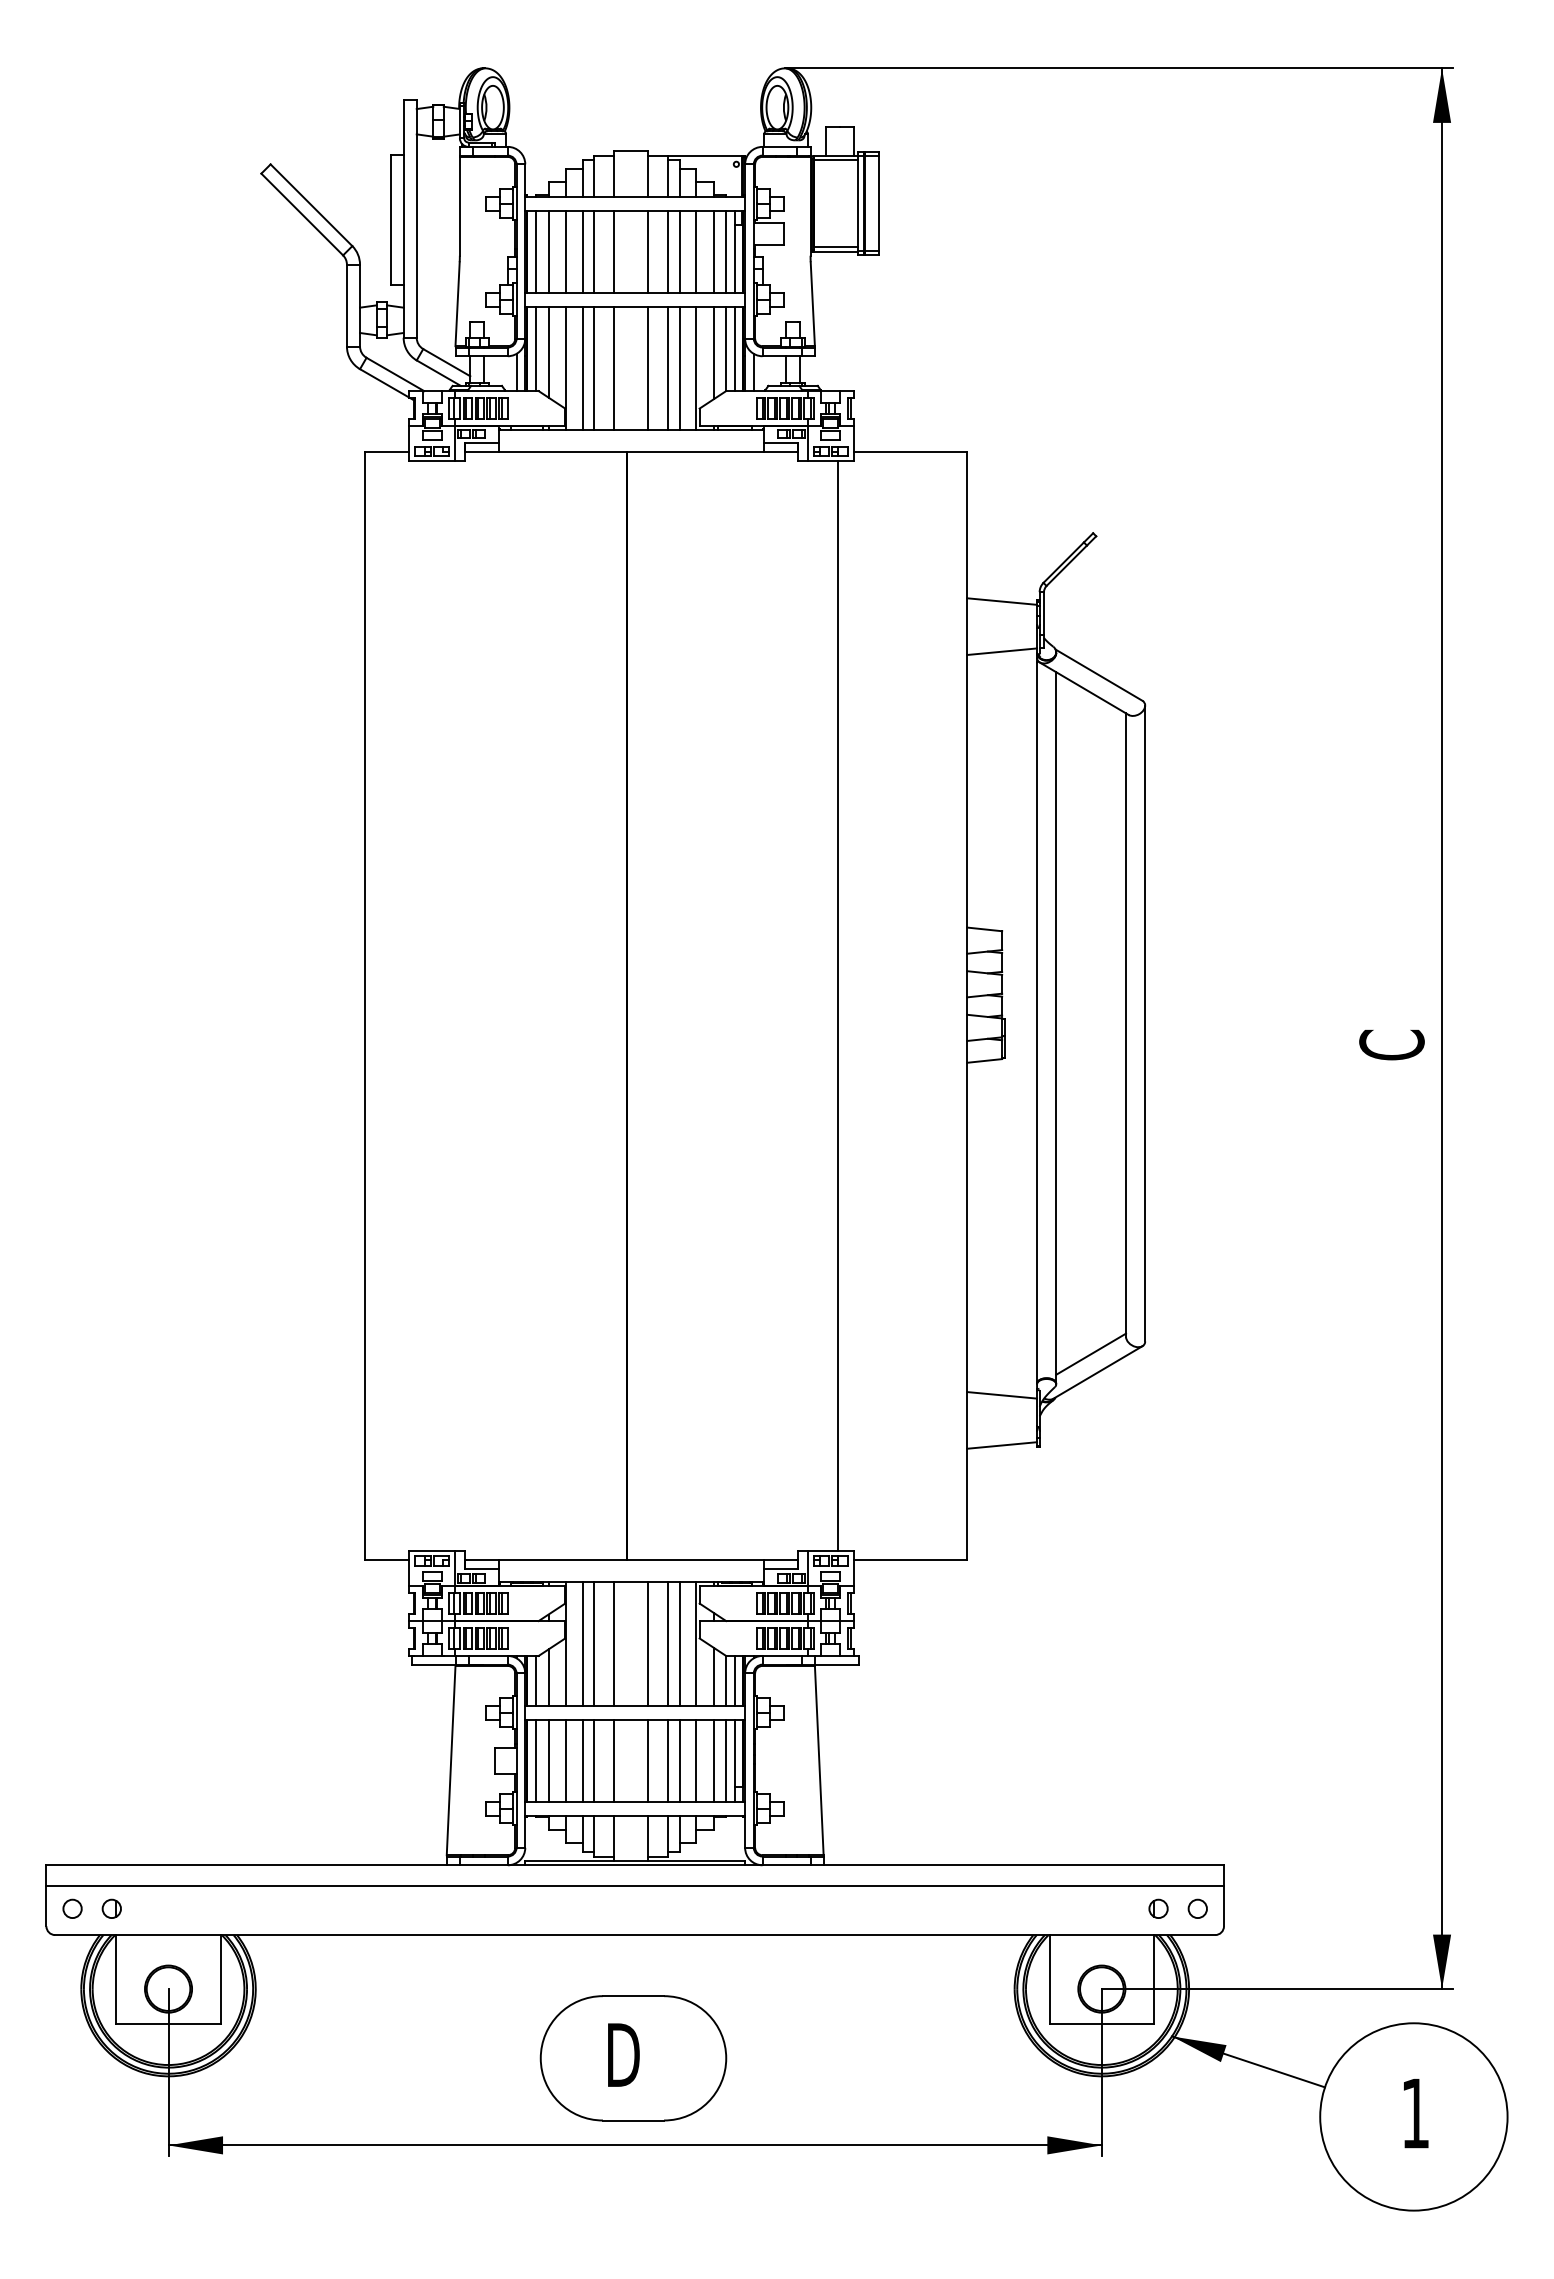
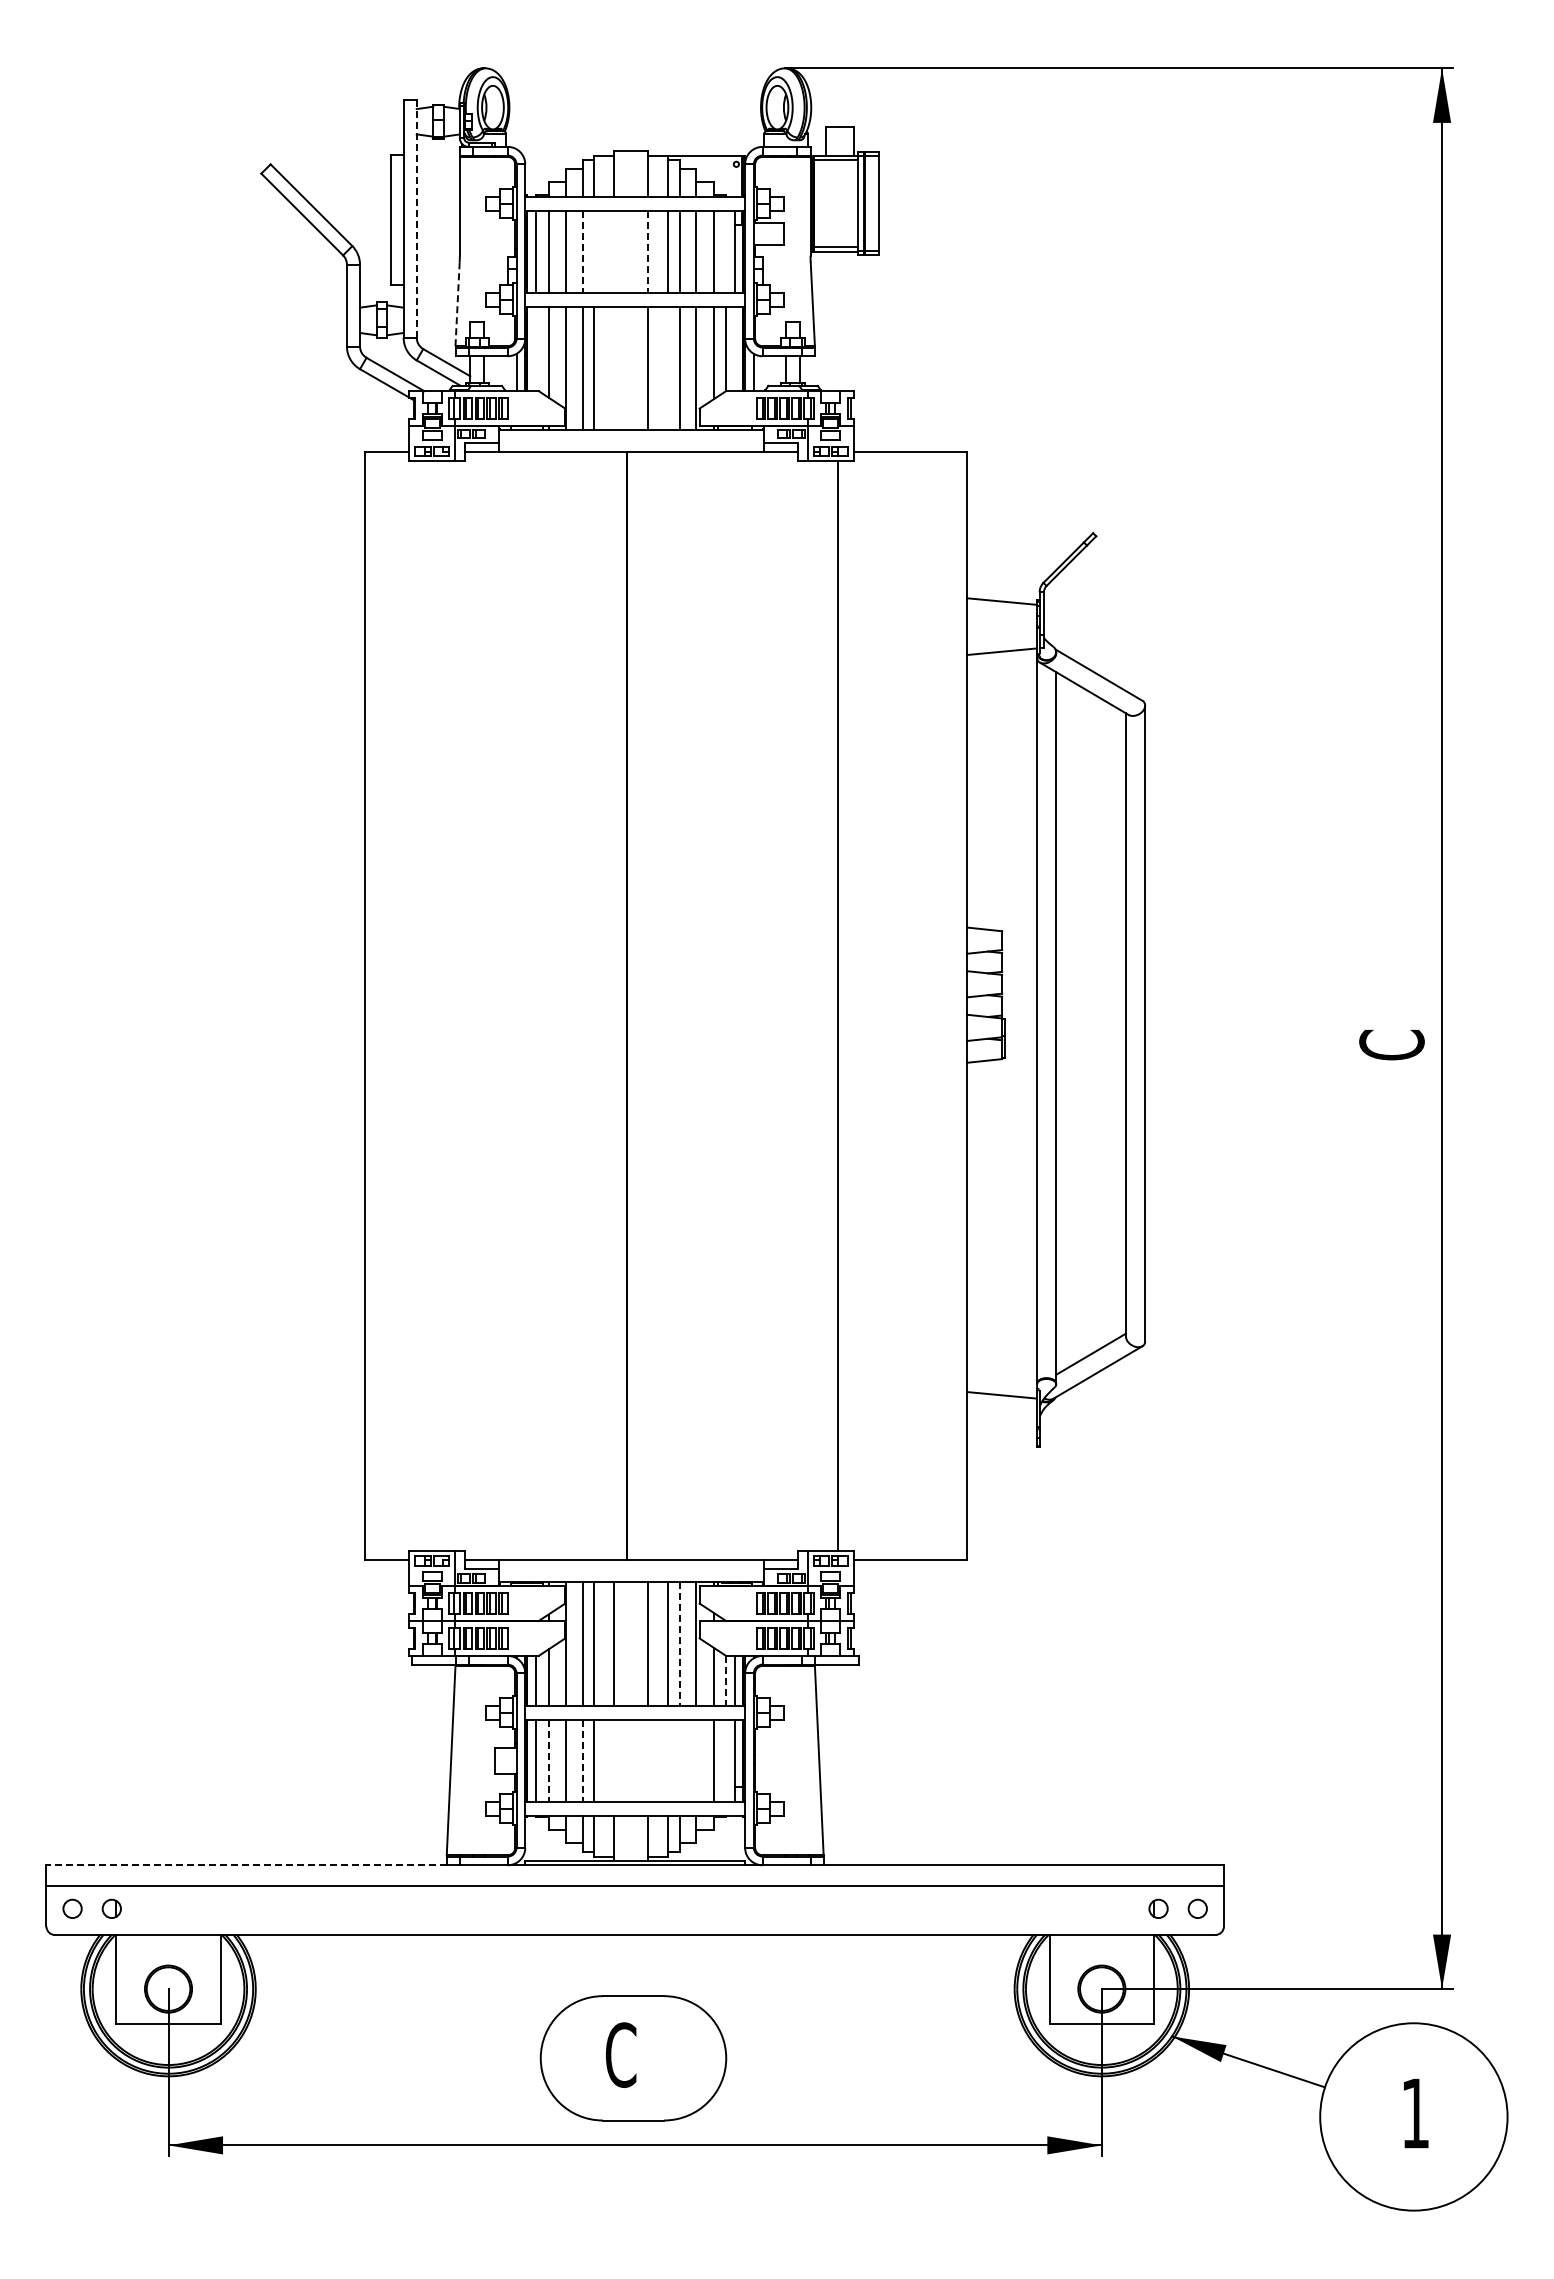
line: solid -> dashed (416, 218)
line: solid -> dashed (582, 251)
line: present -> none (594, 251)
line: present -> none (613, 251)
line: solid -> dashed (648, 251)
line: present -> none (726, 251)
line: solid -> dashed (457, 303)
line: present -> none (536, 348)
line: present -> none (735, 348)
line: present -> none (613, 368)
line: present -> none (667, 368)
line: present -> none (1002, 1445)
line: solid -> dashed (679, 1643)
line: solid -> dashed (726, 1680)
line: solid -> dashed (548, 1760)
line: solid -> dashed (582, 1760)
line: present -> none (613, 1760)
line: present -> none (648, 1760)
line: present -> none (667, 1760)
line: present -> none (679, 1760)
line: present -> none (696, 1760)
line: present -> none (726, 1760)
line: solid -> dashed (246, 1865)
text: D -> C (622, 2054)
